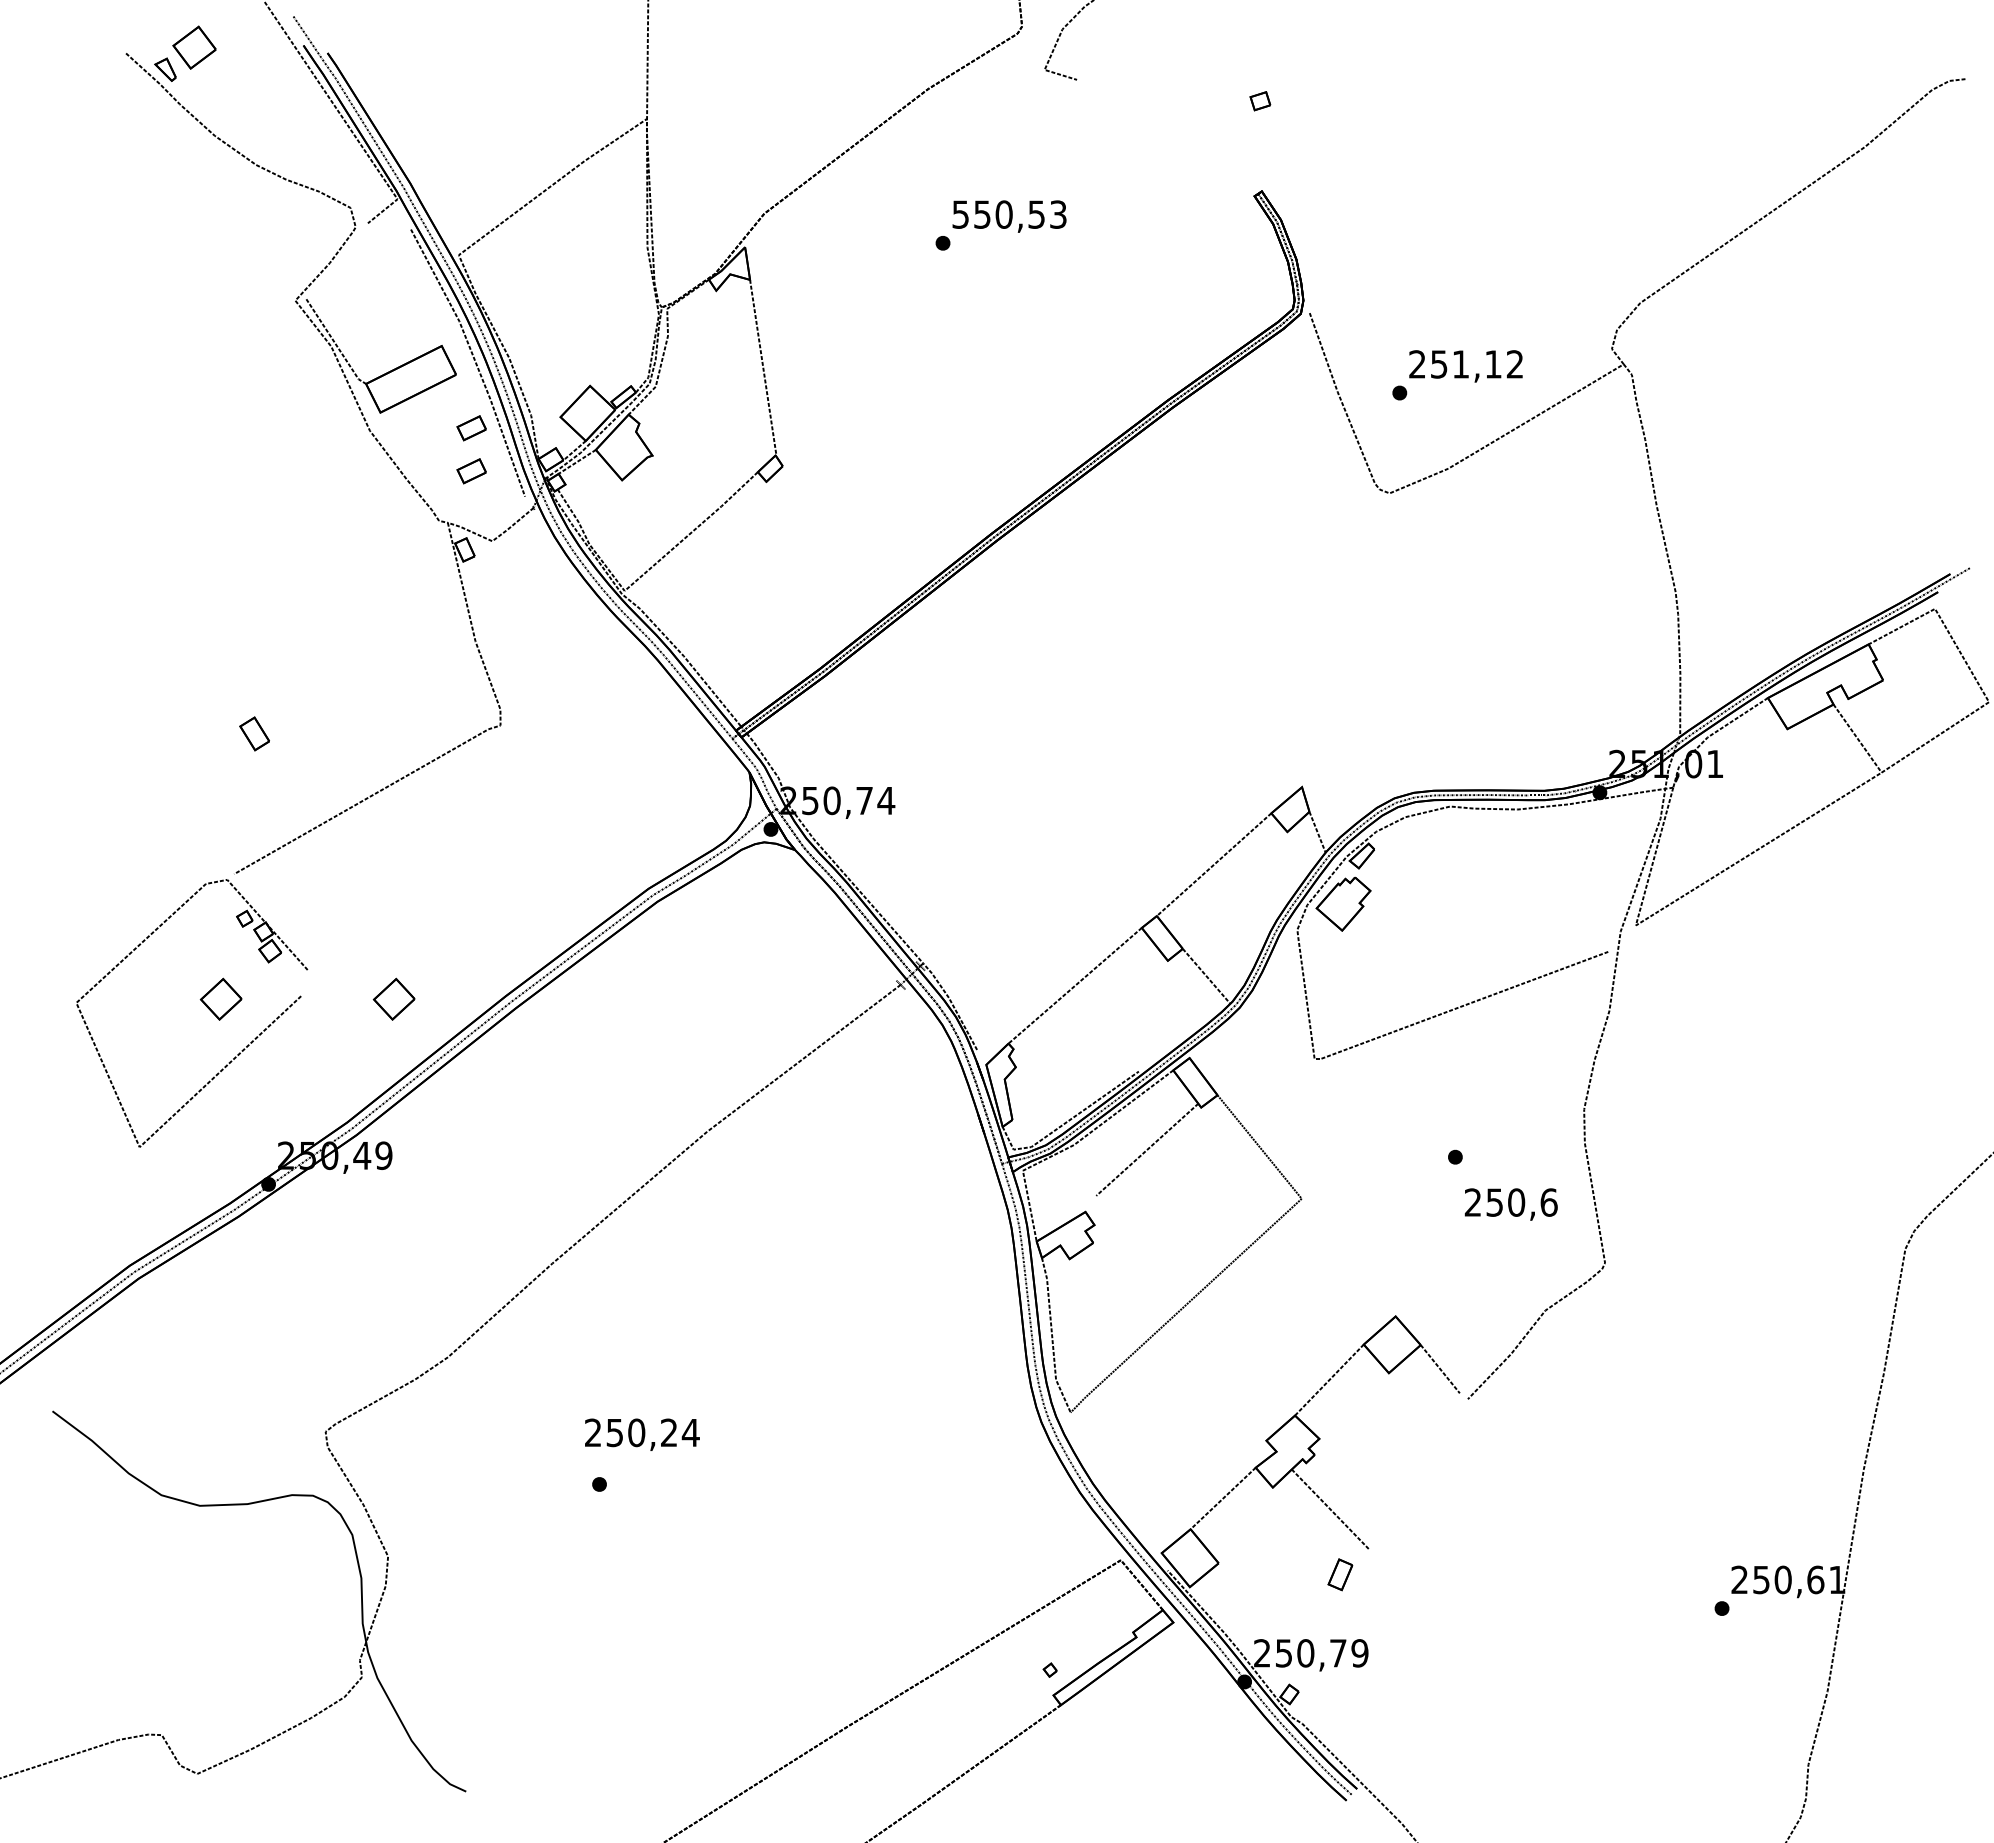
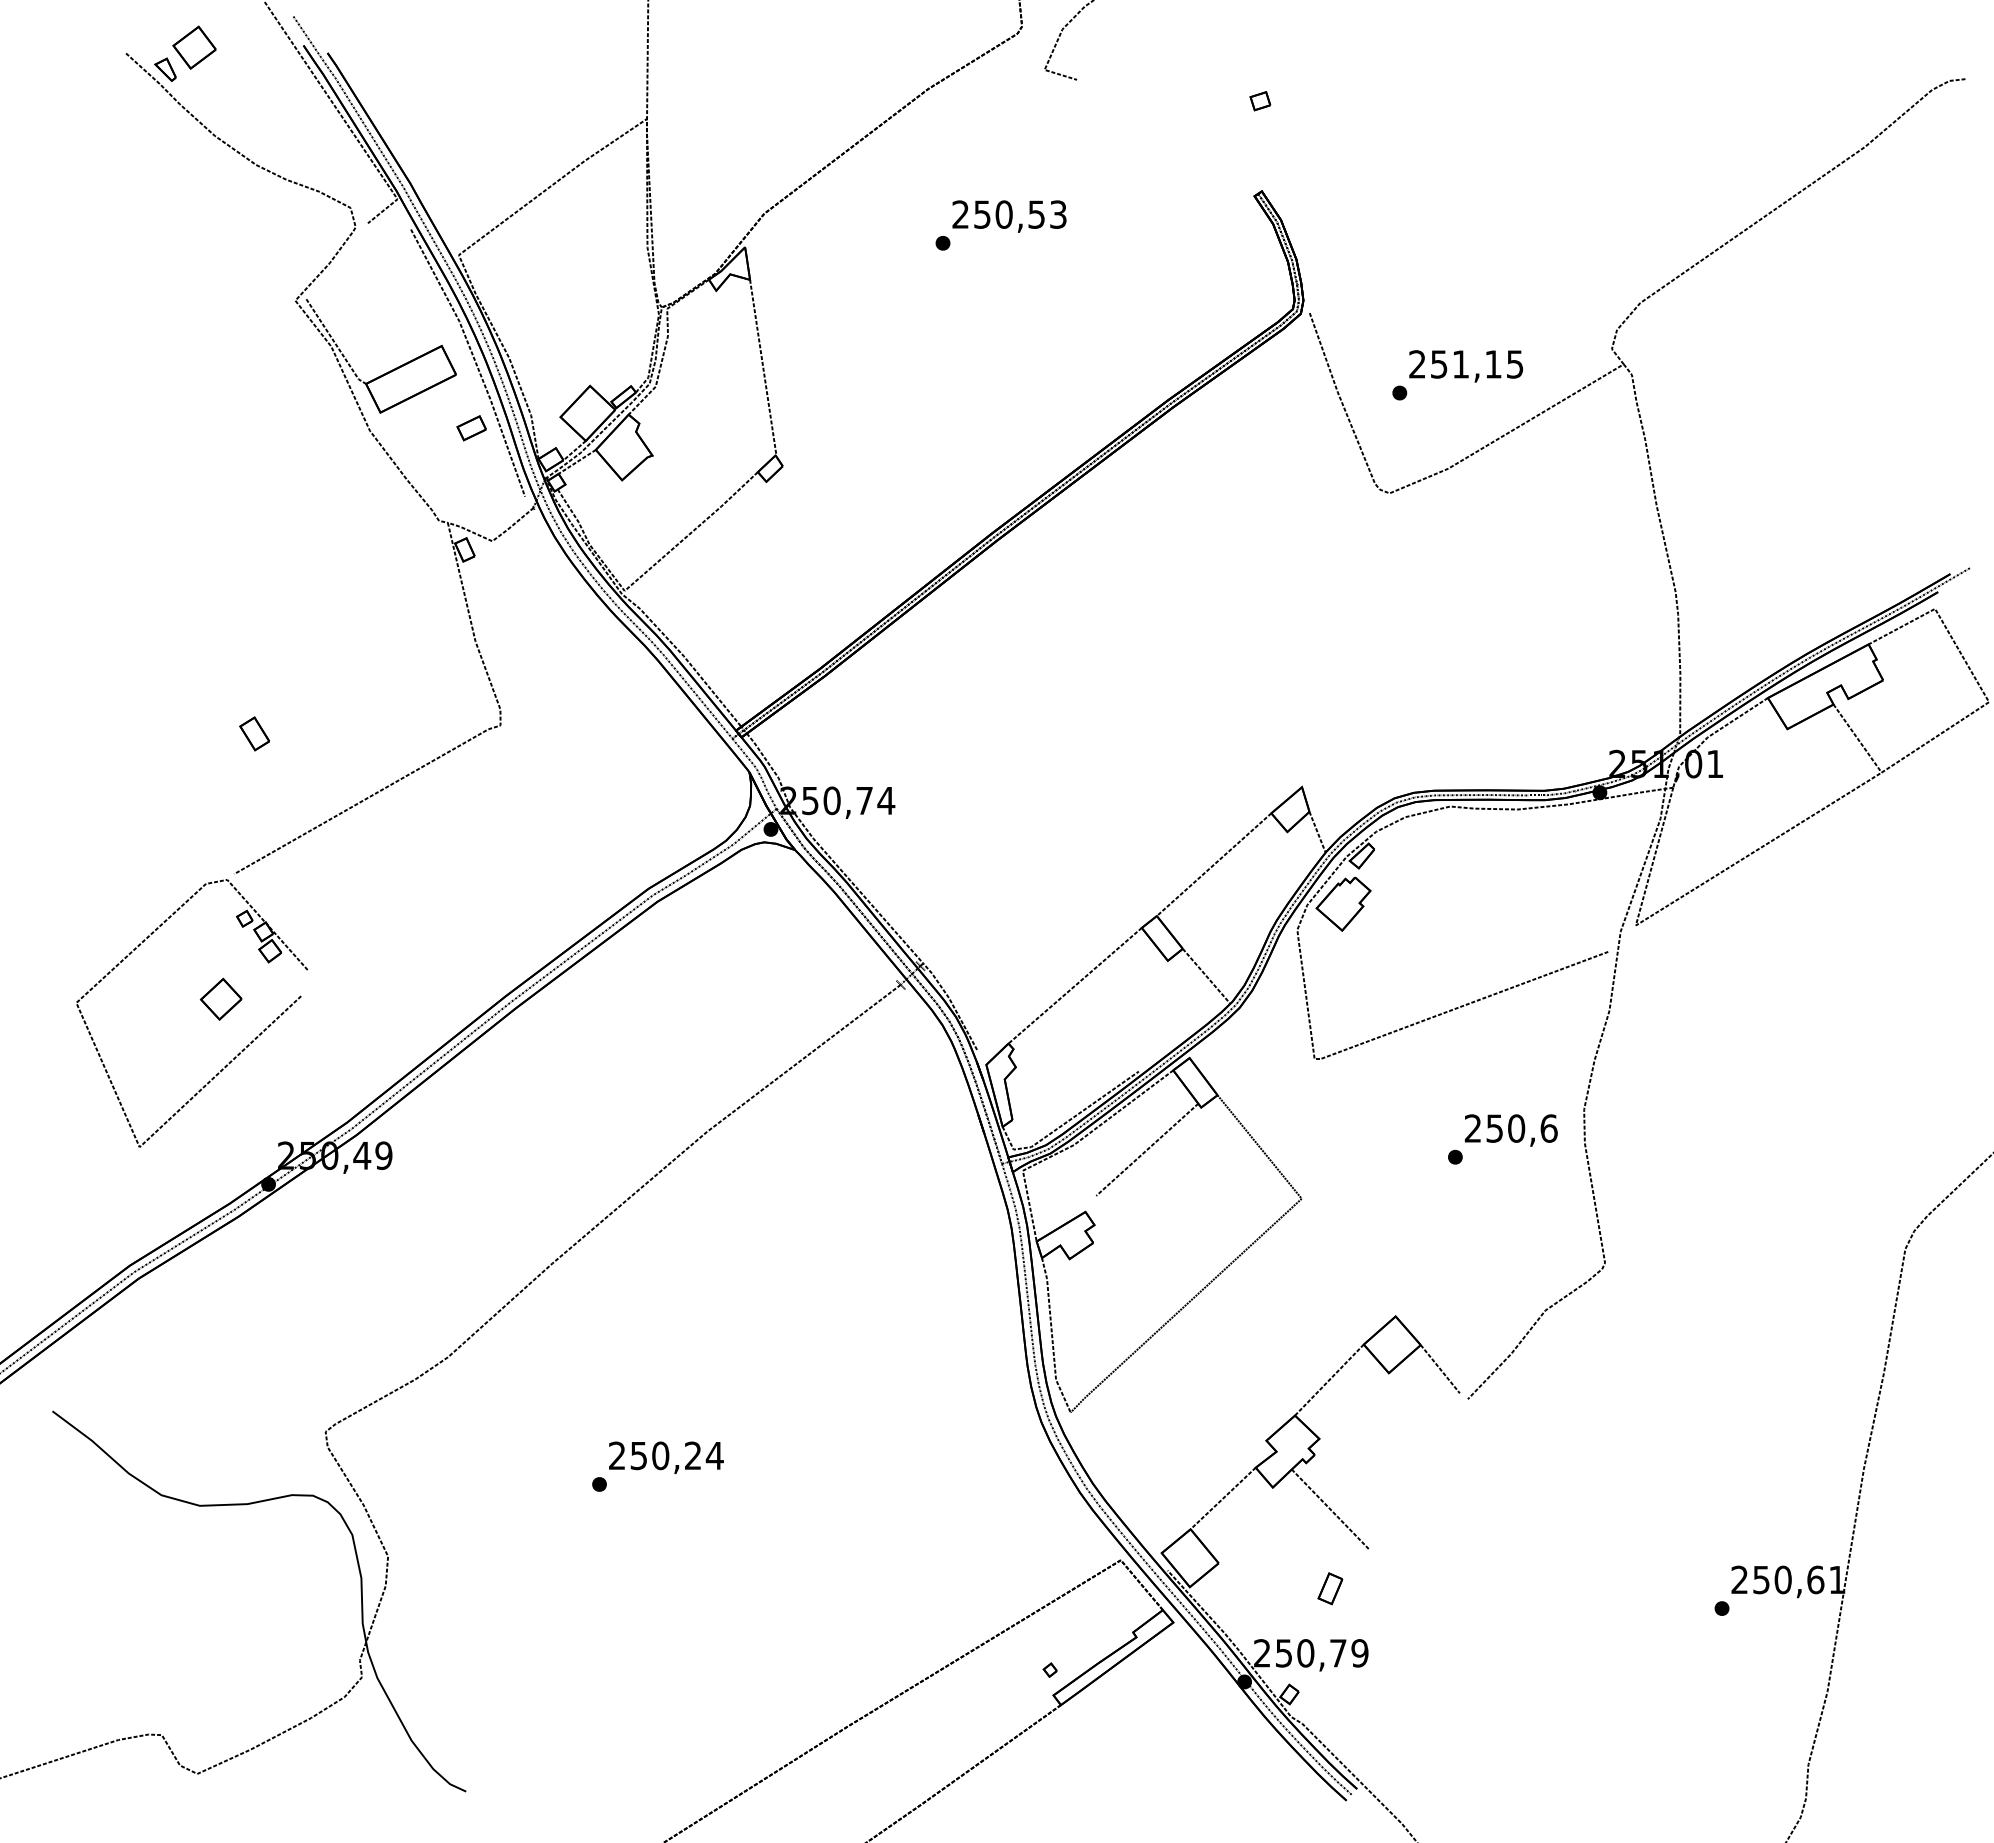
text: 550,53 -> 250,53 (960, 214)
text: 251,12 -> 251,15 (1514, 364)
part: present -> none (471, 471)
part: present -> none (393, 998)
text position: (1510, 1204) -> (1510, 1130) (1510, 1130)
text position: (642, 1434) -> (666, 1457) (666, 1457)
part position: (1340, 1574) -> (1330, 1588) (1330, 1588)
